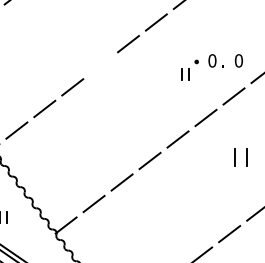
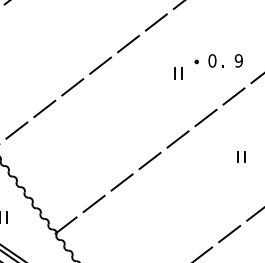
text: 0 -> 9 (238, 60)
line: none -> present (100, 65)
part position: (185, 74) -> (178, 73) (178, 73)
part size: 14x19 px -> 9x12 px (241, 156)
